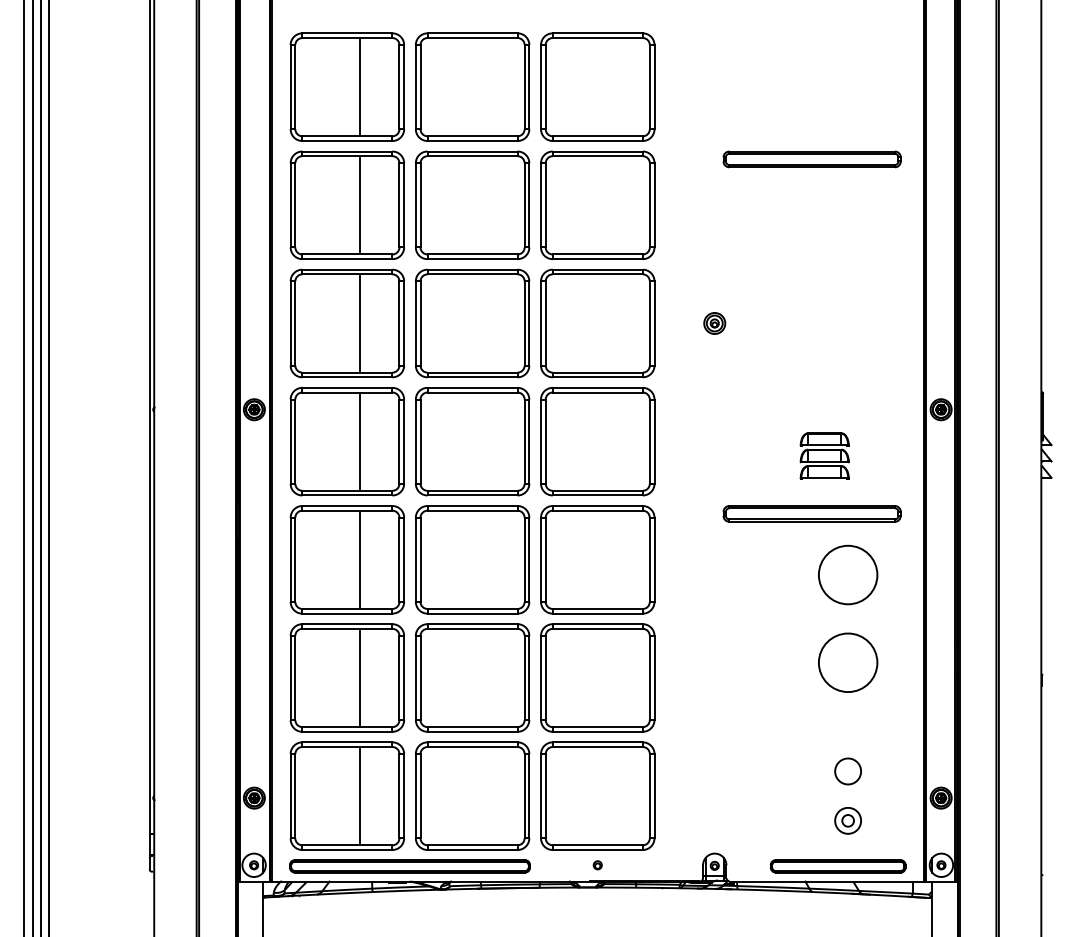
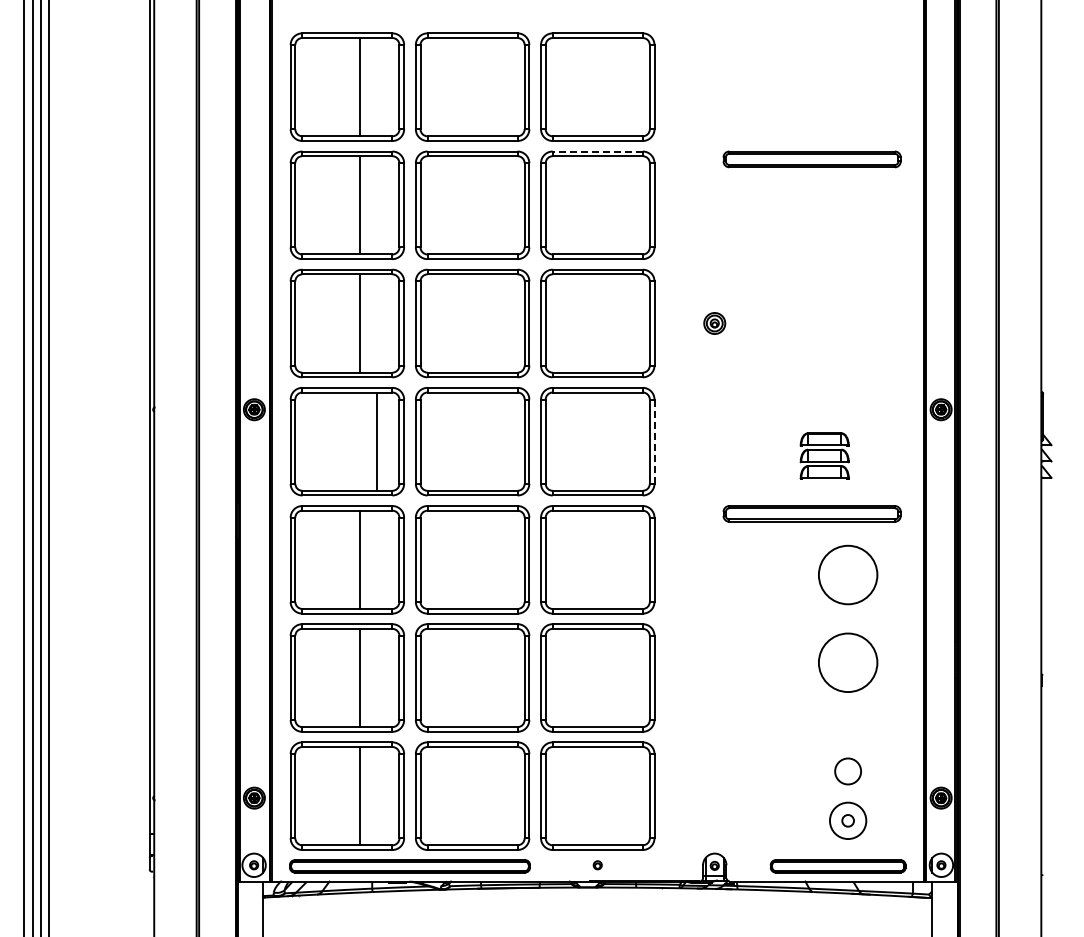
line: solid -> dashed (597, 151)
line position: (360, 441) -> (377, 441) (377, 441)
line: solid -> dashed (654, 441)
circle diameter: 26 px -> 36 px (847, 820)
